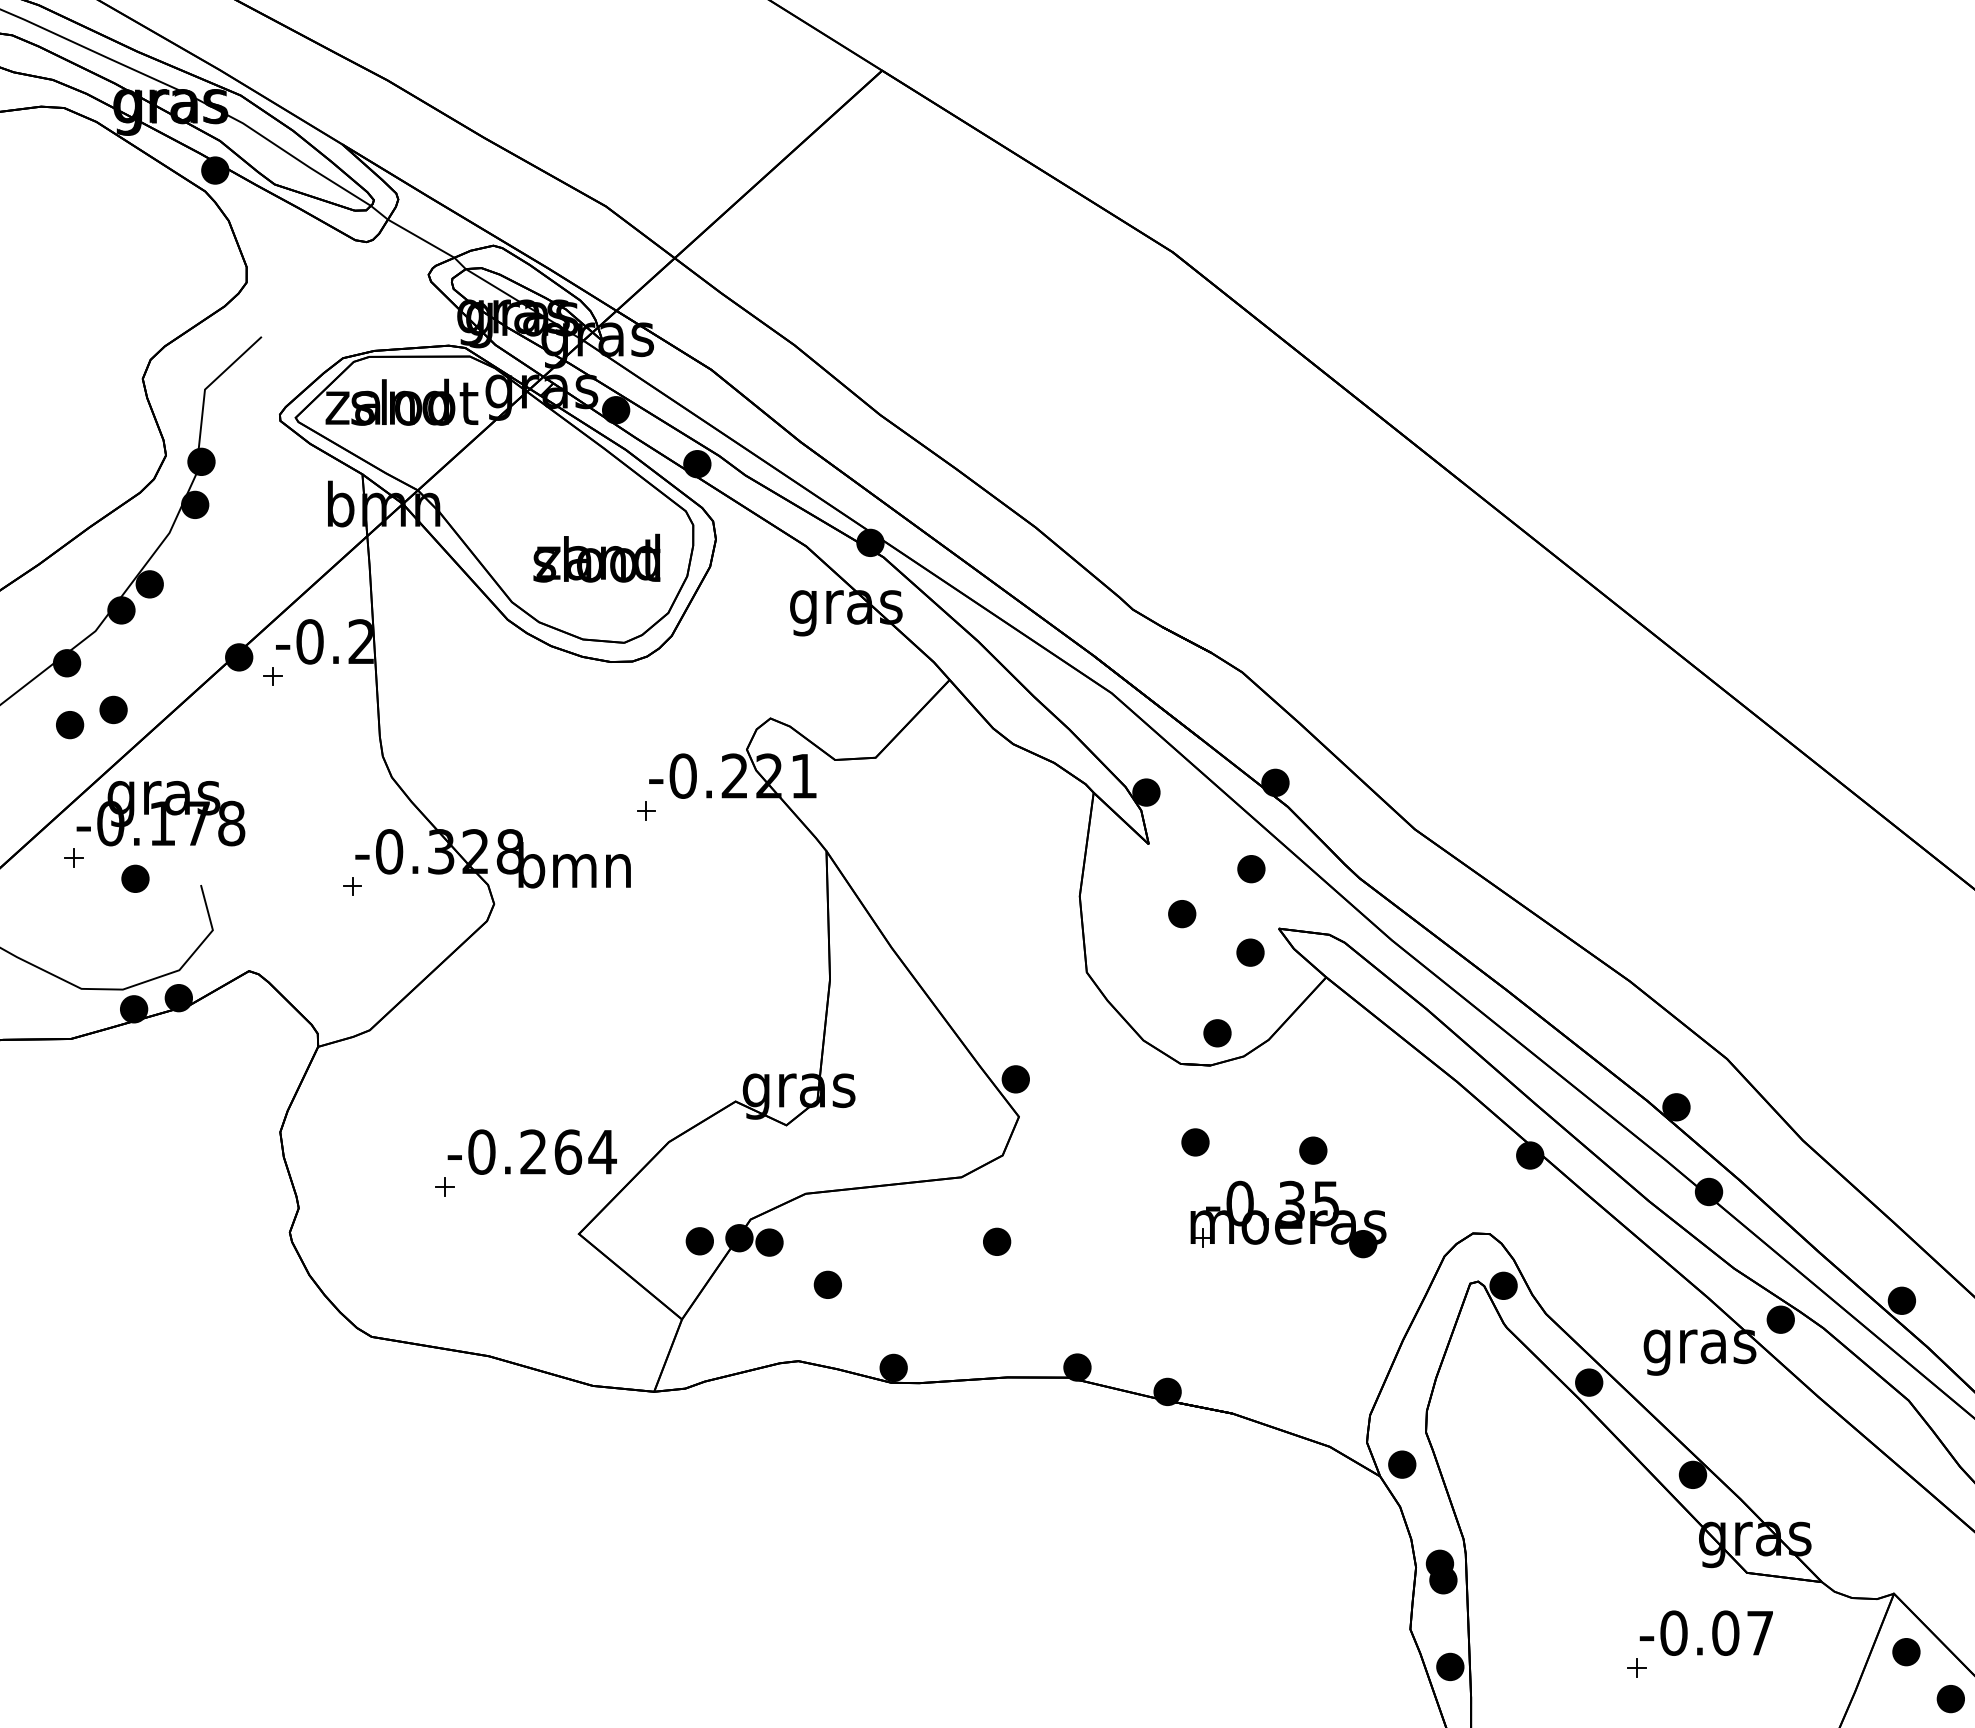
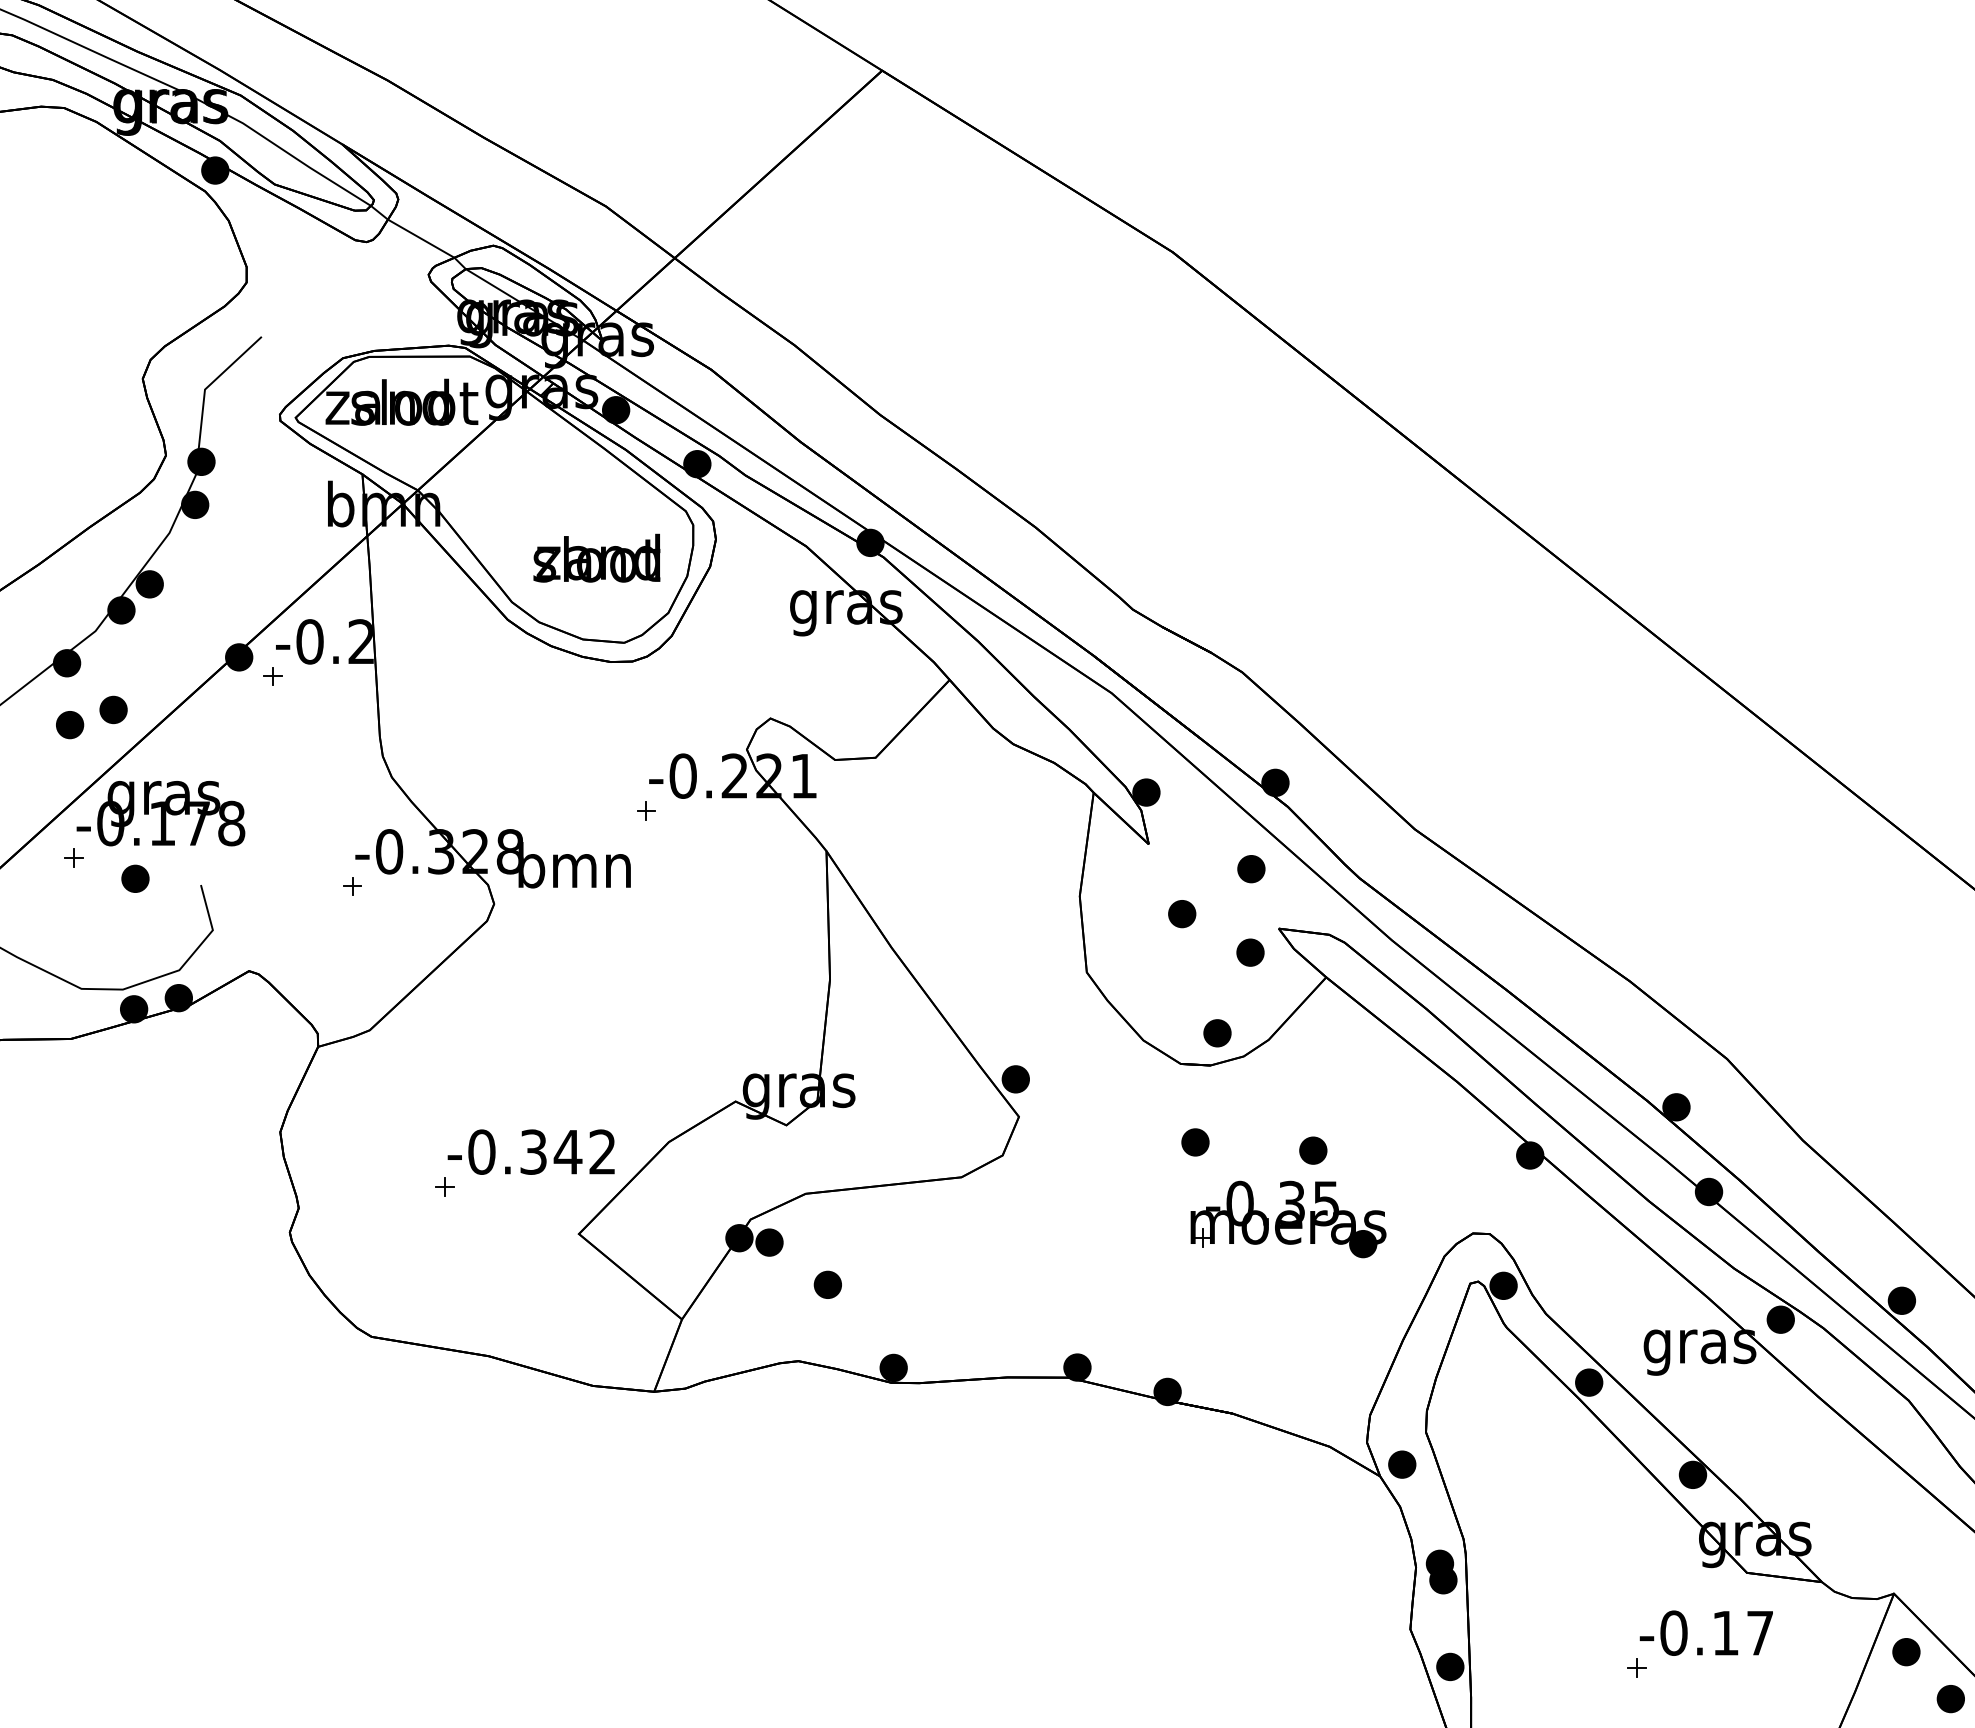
text: -0.264 -> -0.342 (568, 1151)
part: present -> none (699, 1241)
part: present -> none (997, 1241)
text: -0.07 -> -0.17 (1725, 1632)
